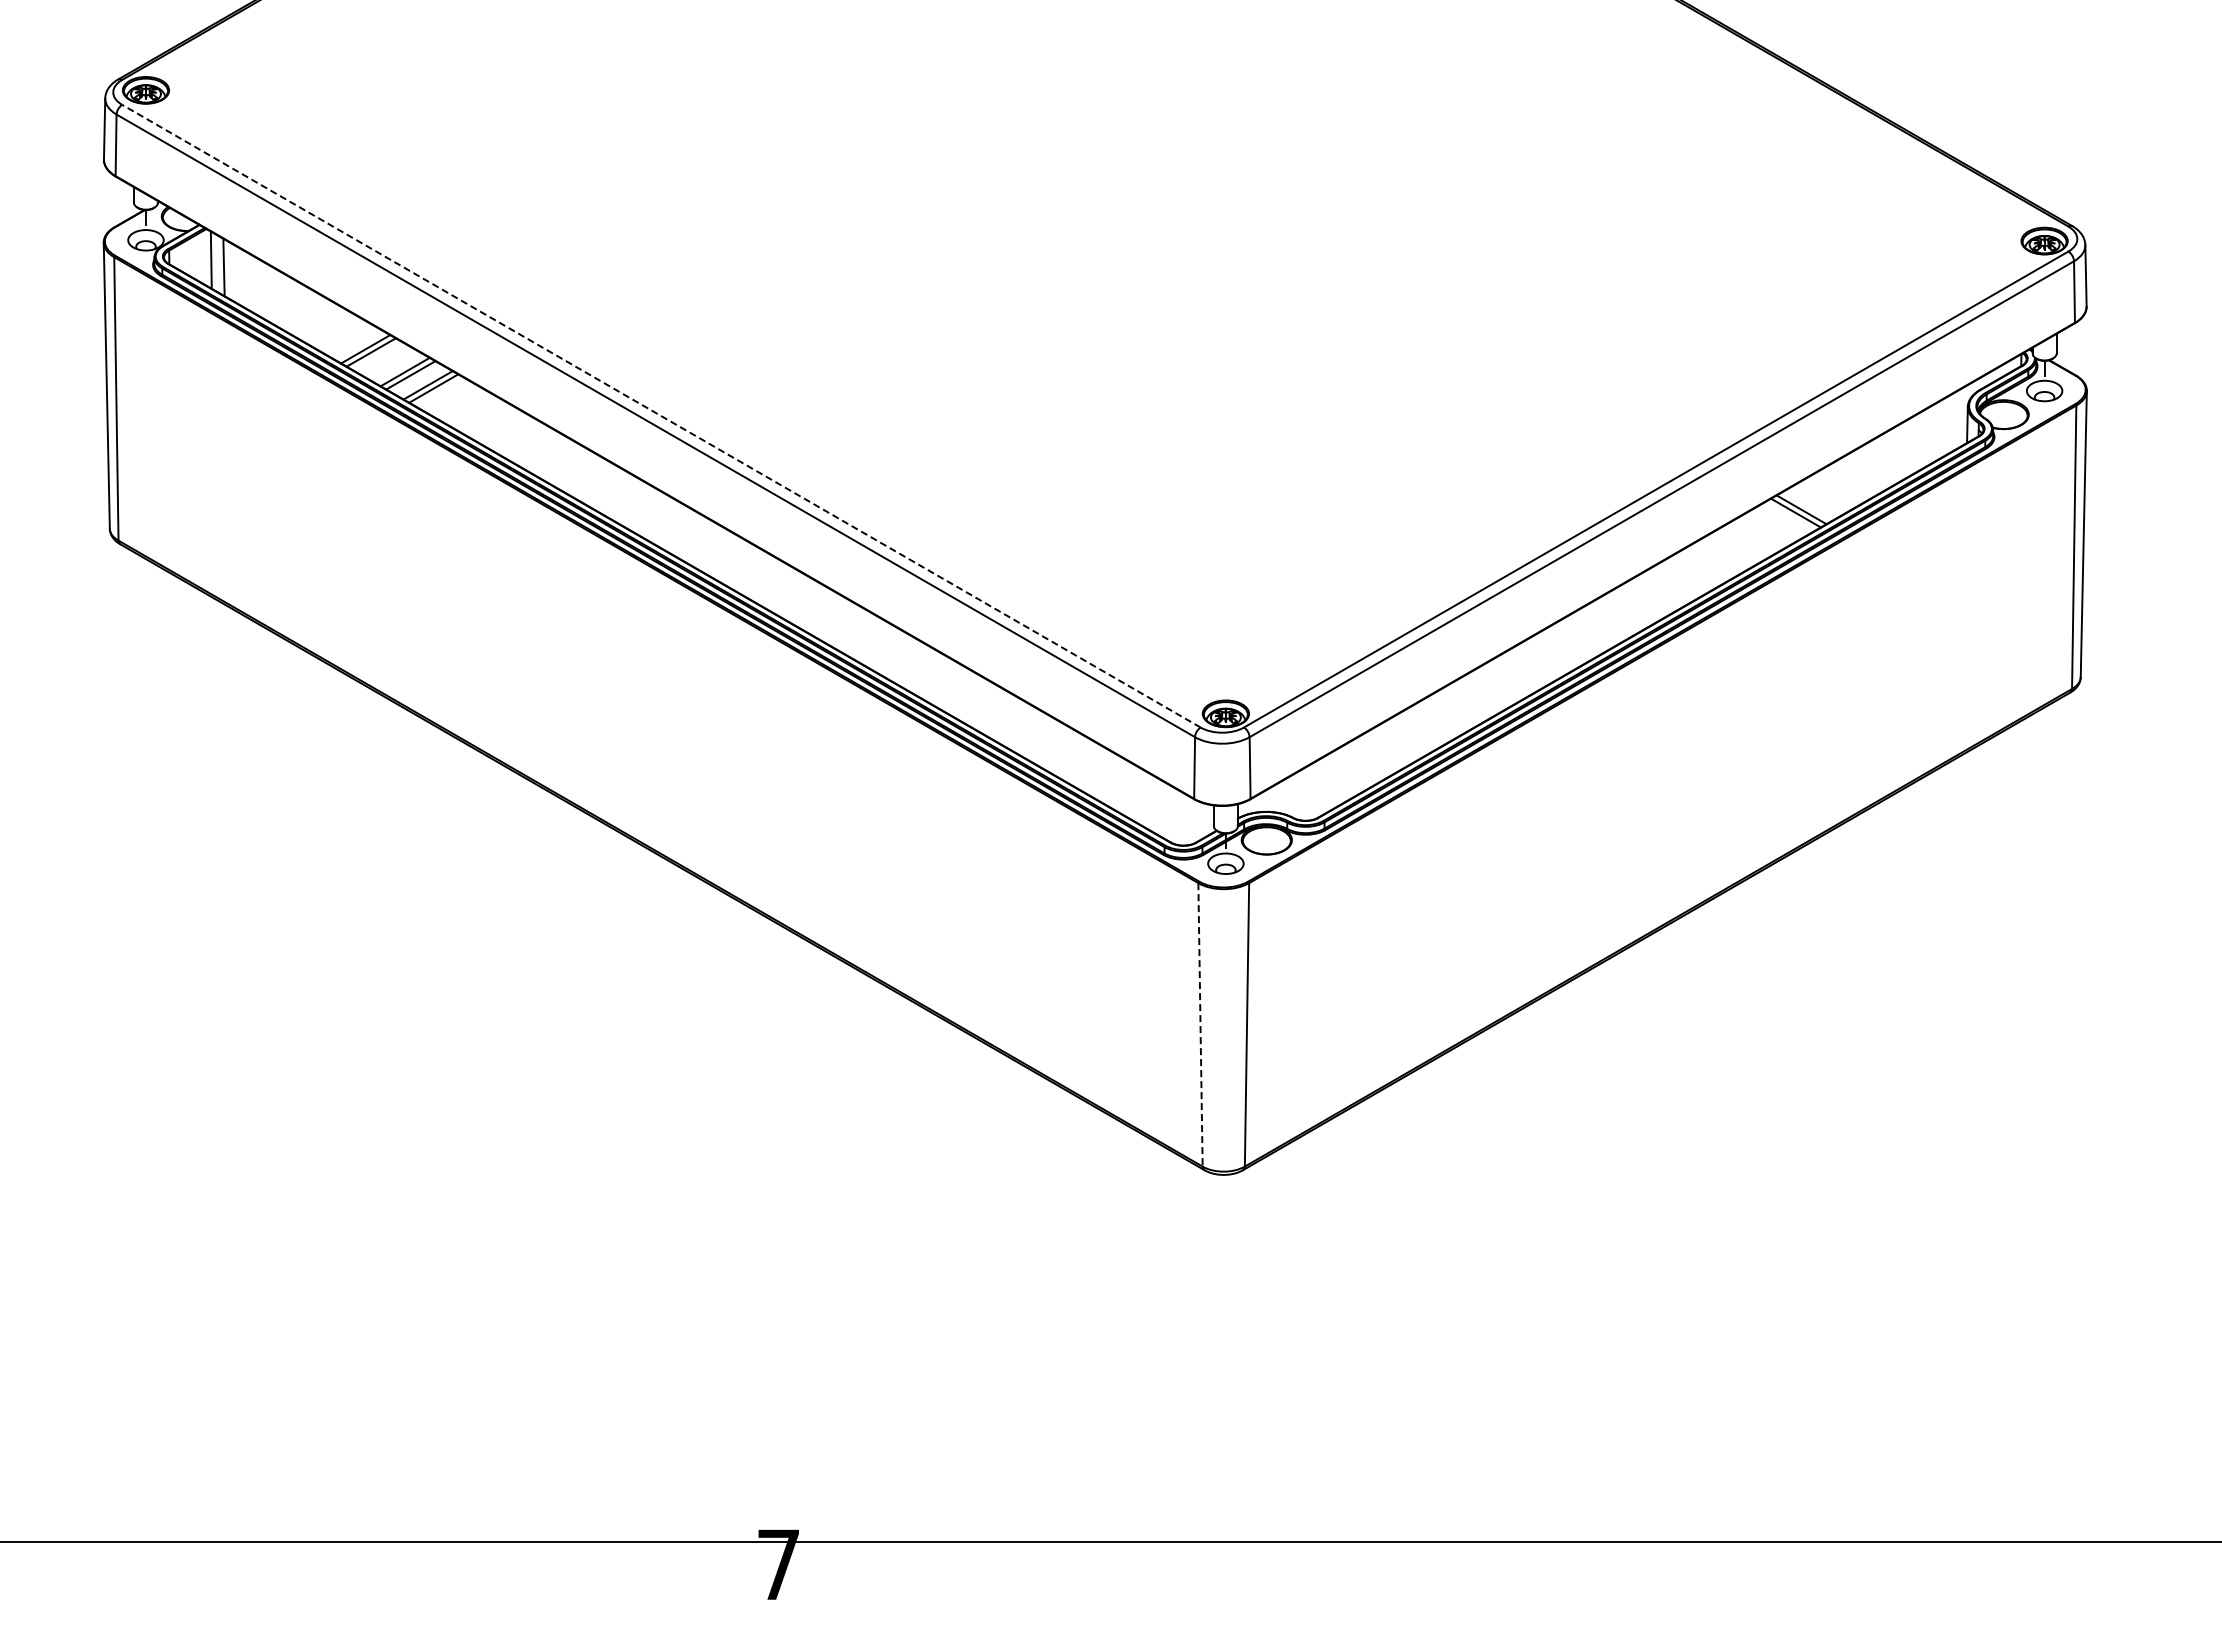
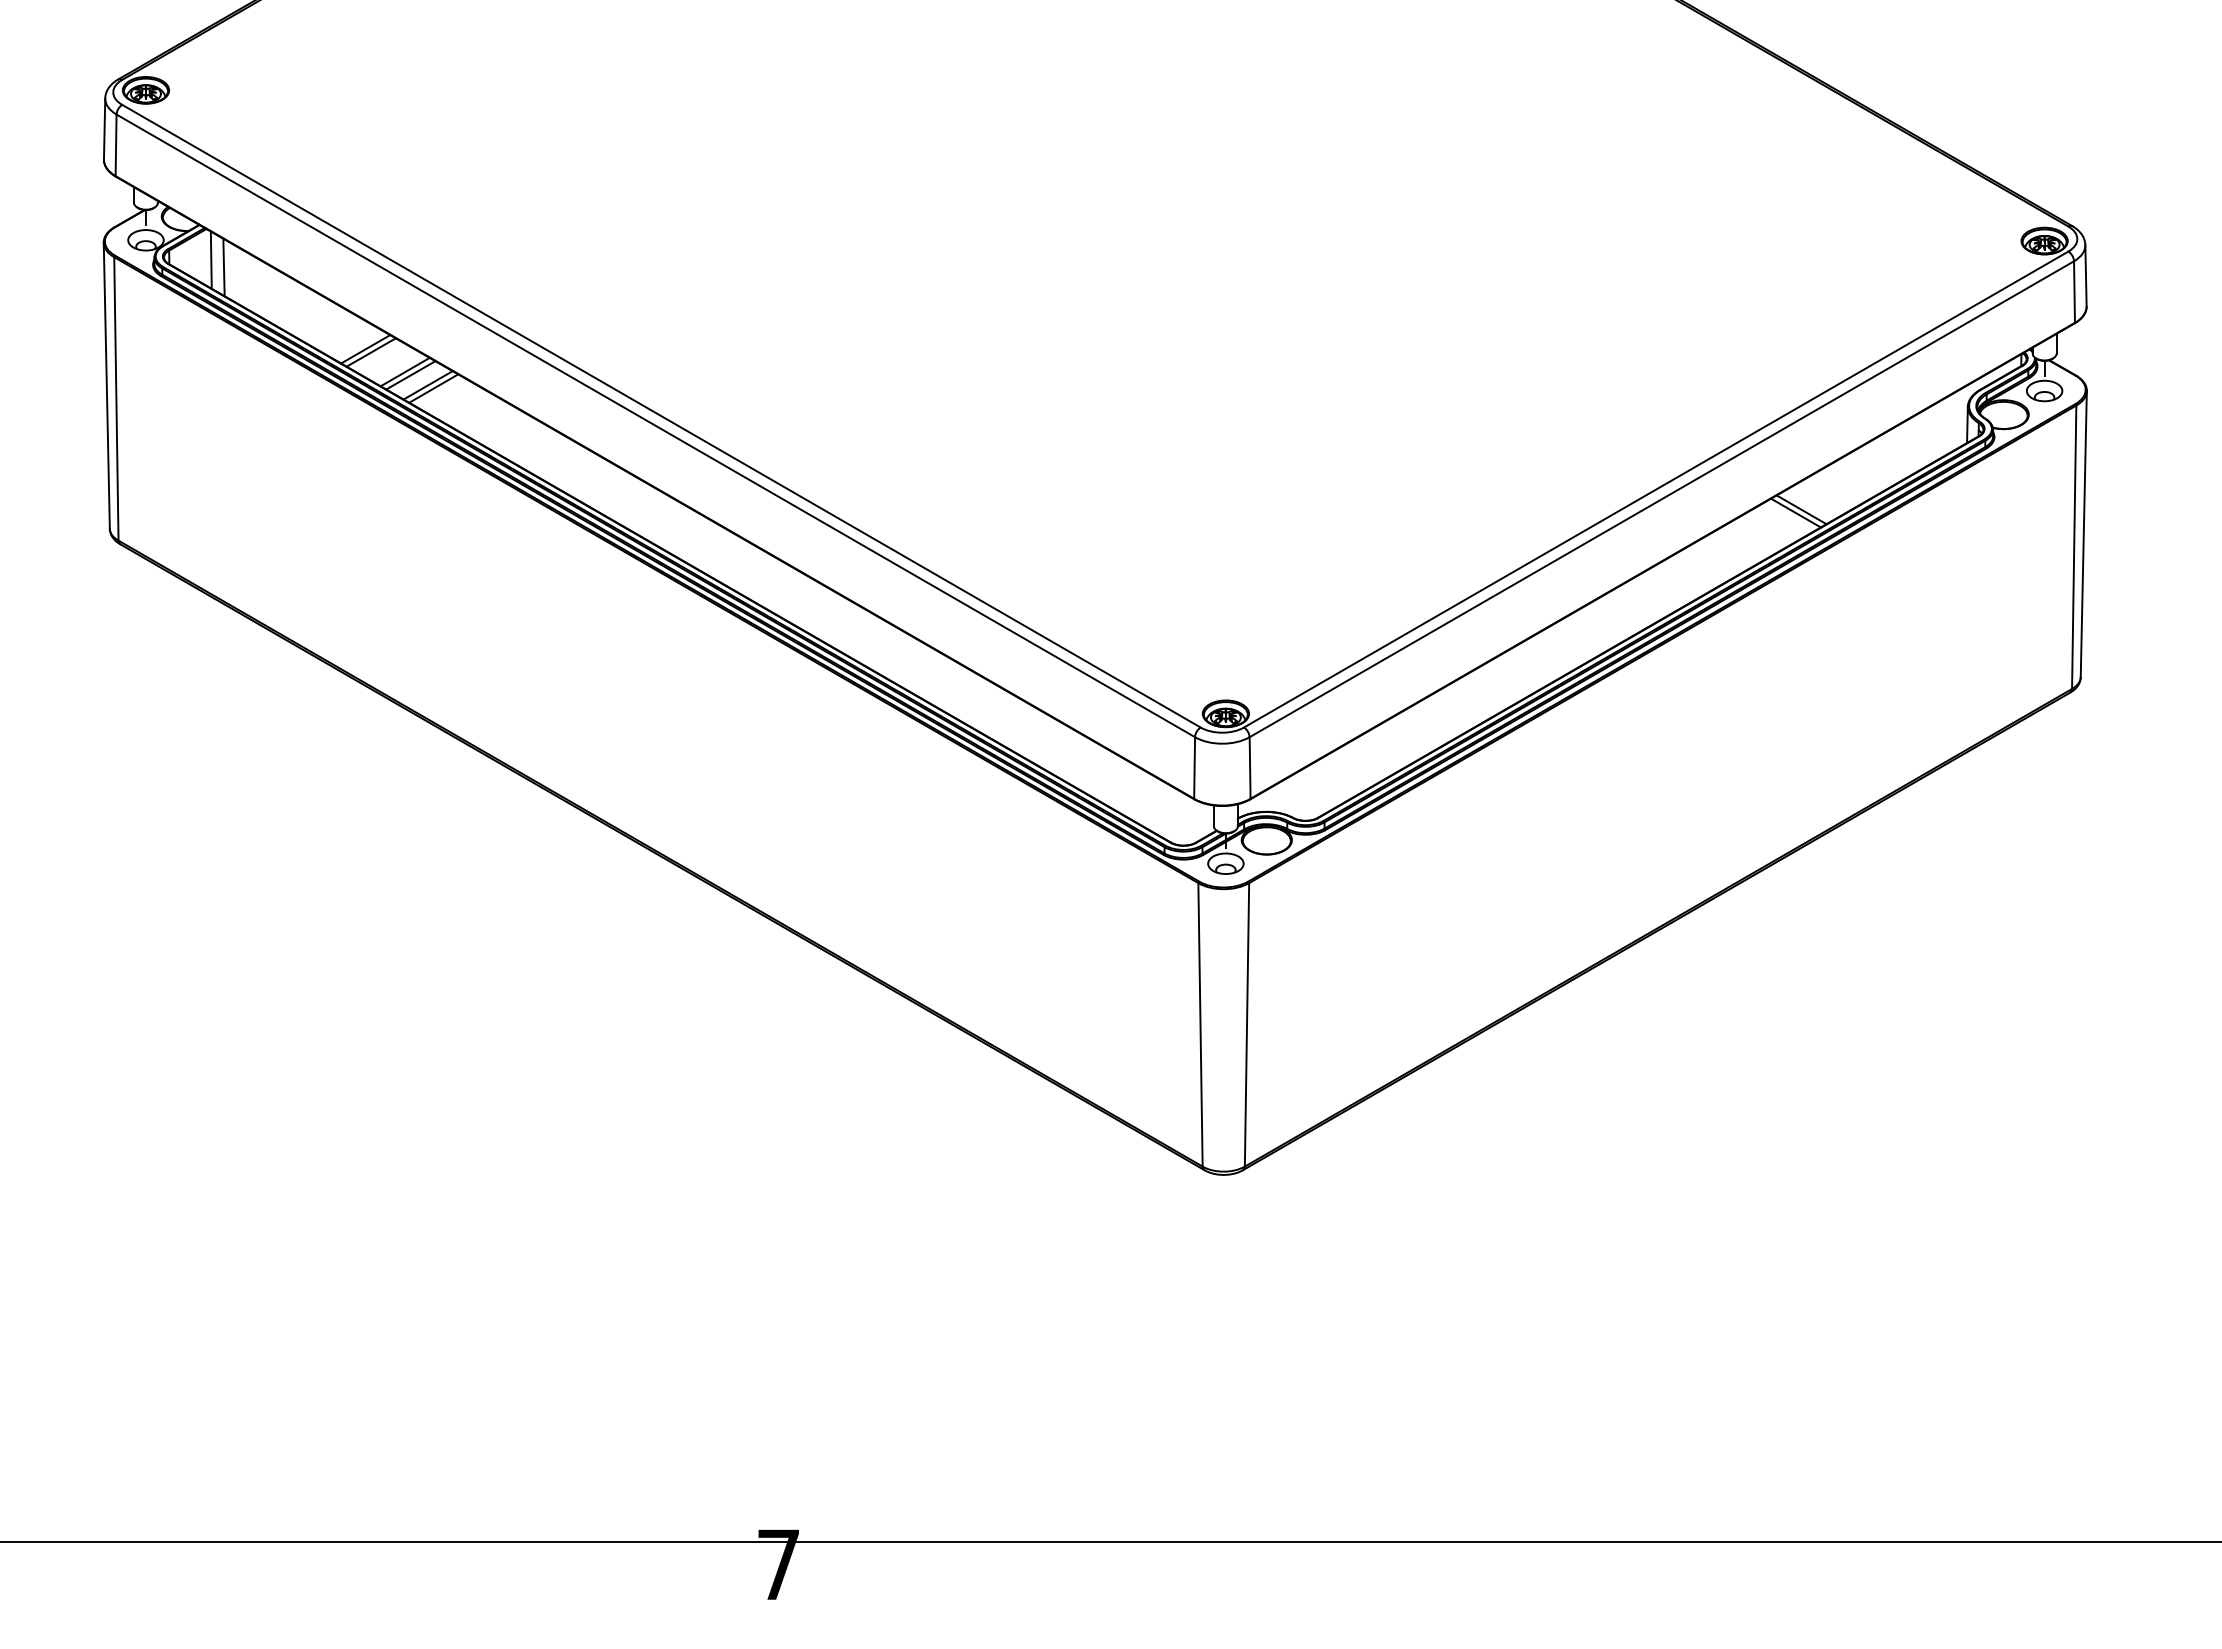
line: dashed -> solid (661, 416)
line: dashed -> solid (1200, 1024)
